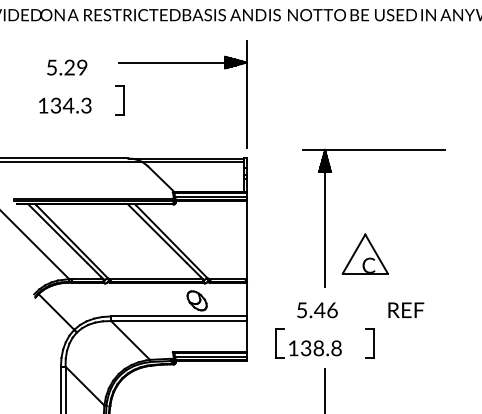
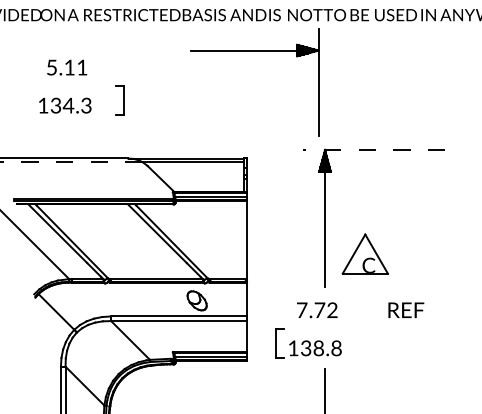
part position: (182, 63) -> (254, 51) (254, 51)
text: 5.29 -> 5.11 (75, 67)
line: solid -> dashed (374, 149)
line: solid -> dashed (70, 162)
text: 5.46 -> 7.72 (317, 310)
part: present -> none (369, 343)
